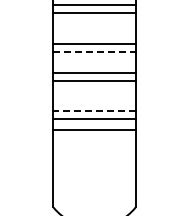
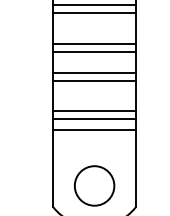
line: dashed -> solid (95, 51)
line: dashed -> solid (94, 111)
circle: none -> present (94, 185)
